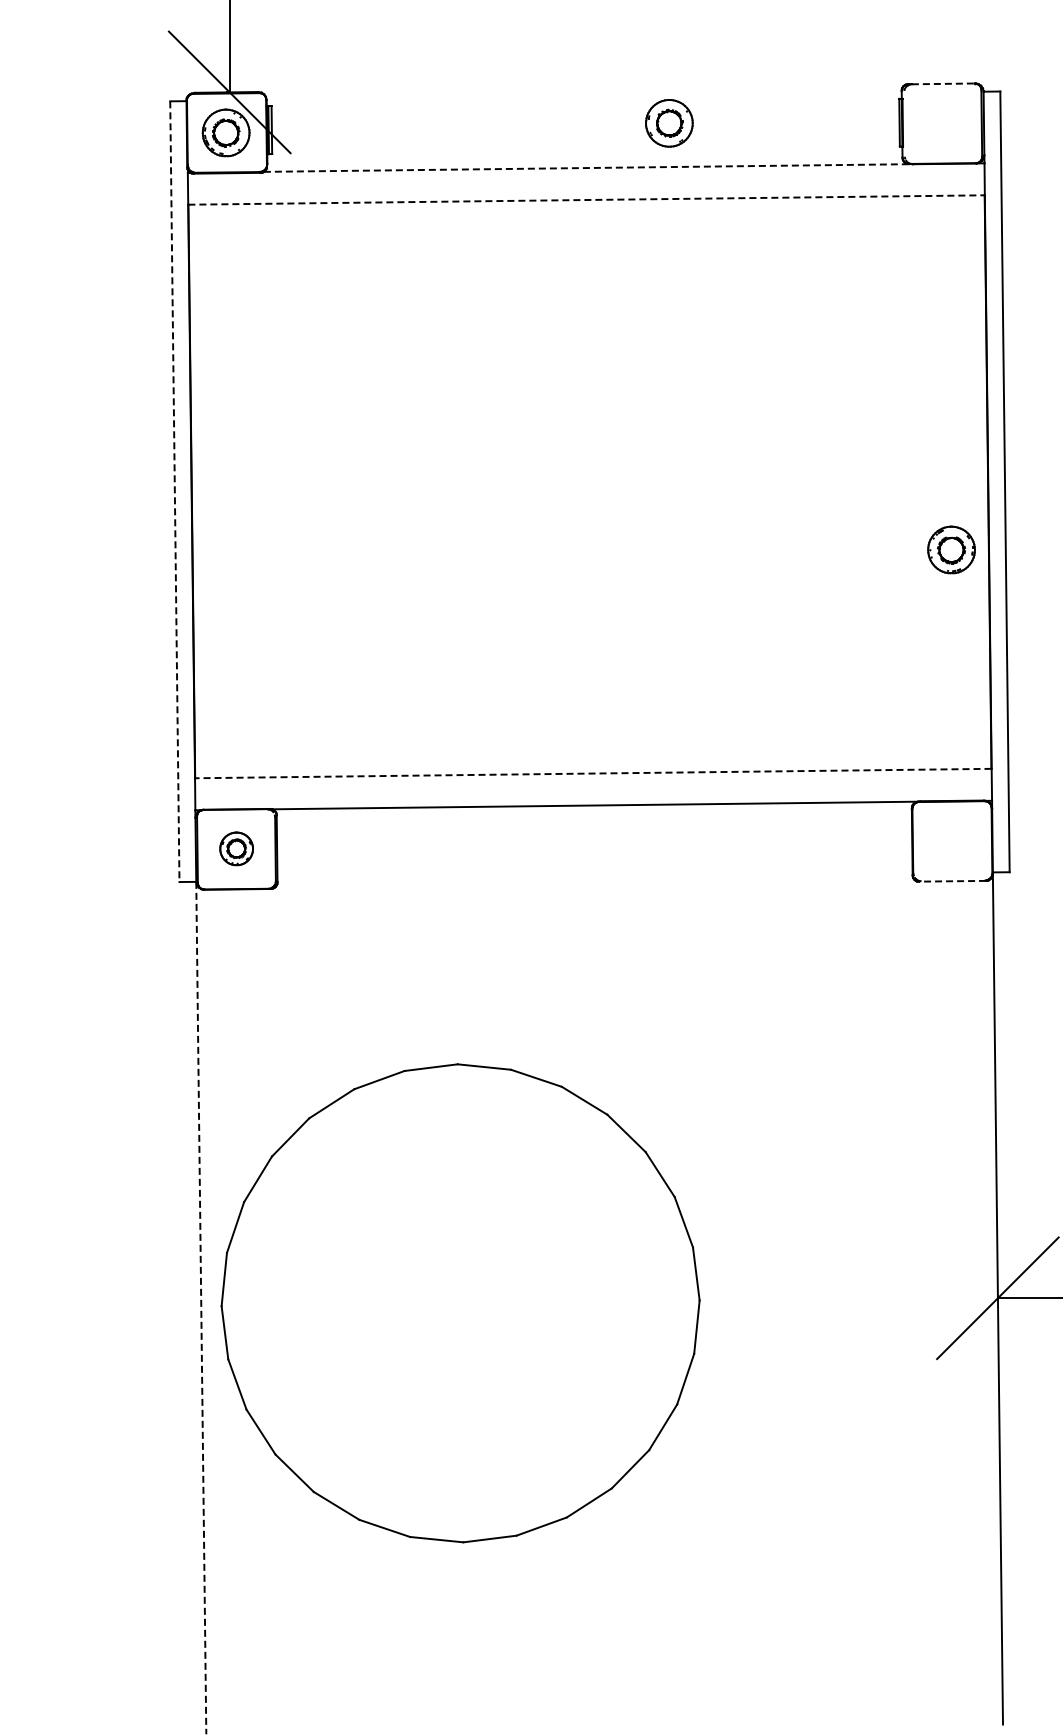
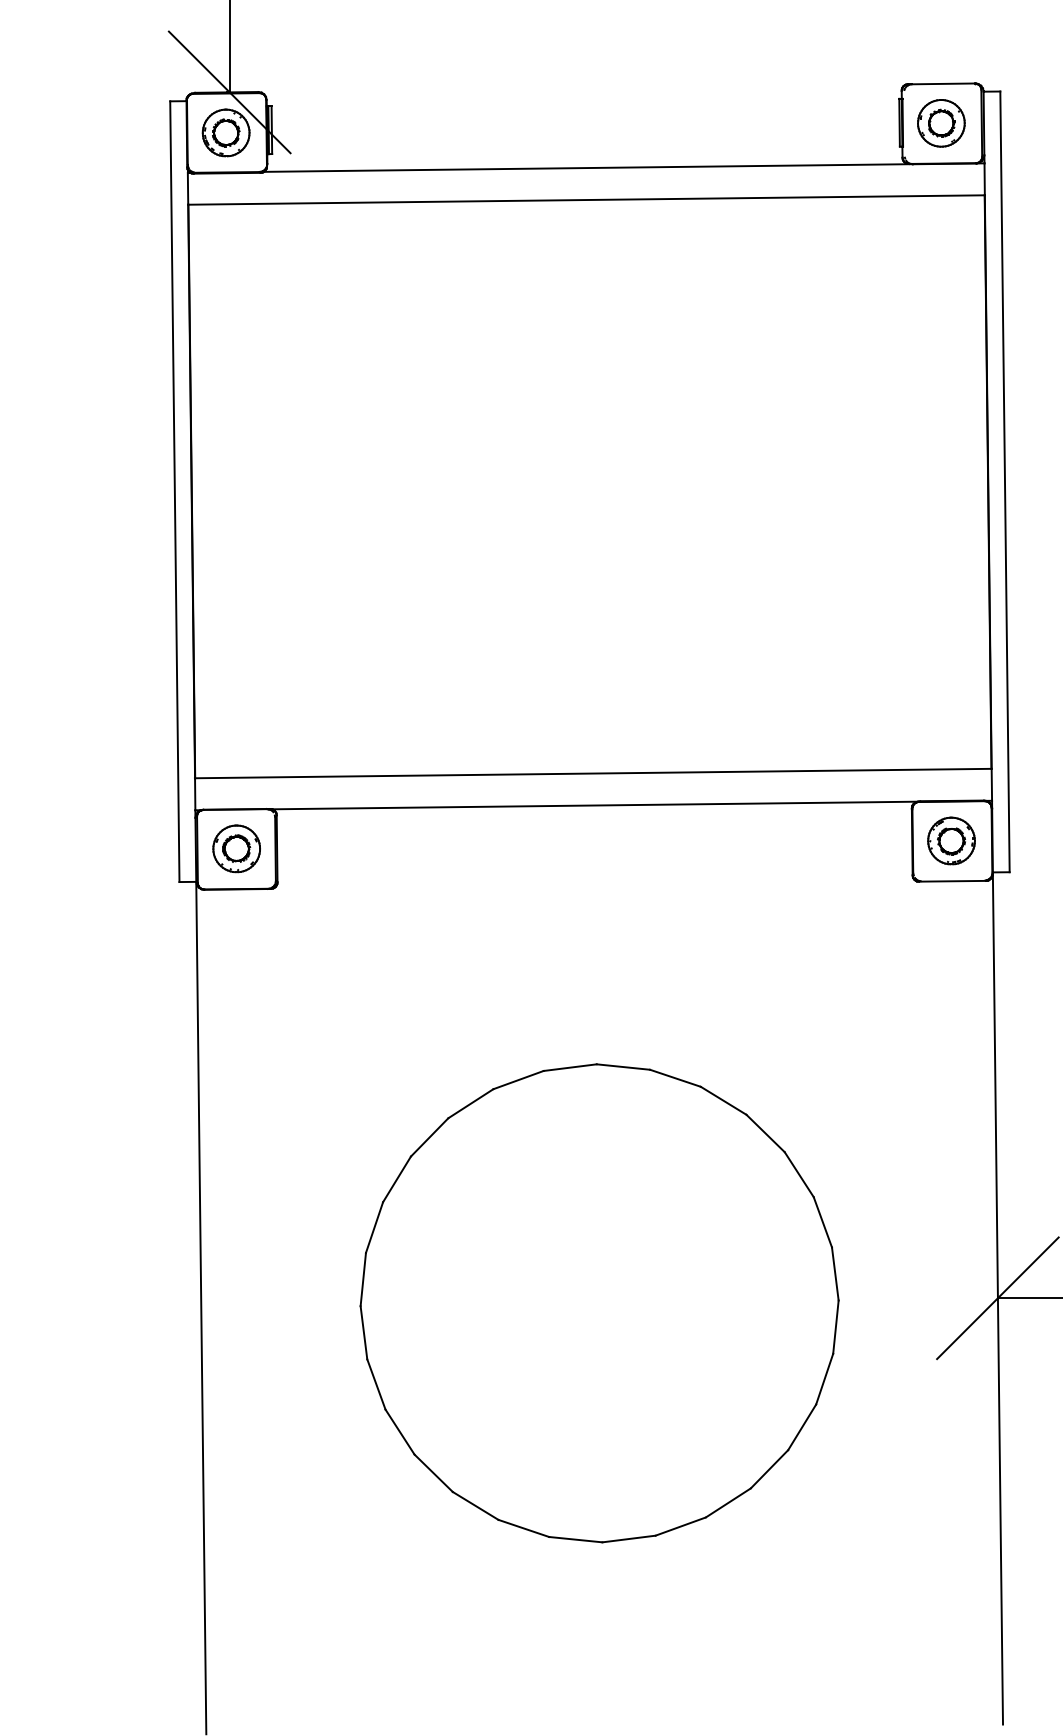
line: dashed -> solid (943, 83)
part position: (669, 123) -> (941, 123) (941, 123)
line: dashed -> solid (588, 168)
line: dashed -> solid (587, 200)
line: dashed -> solid (174, 492)
part position: (951, 549) -> (951, 840) (951, 840)
line: dashed -> solid (592, 773)
part size: 35x36 px -> 49x50 px (236, 848)
line: dashed -> solid (952, 881)
part position: (460, 1303) -> (599, 1303) (599, 1303)
line: dashed -> solid (201, 1308)
